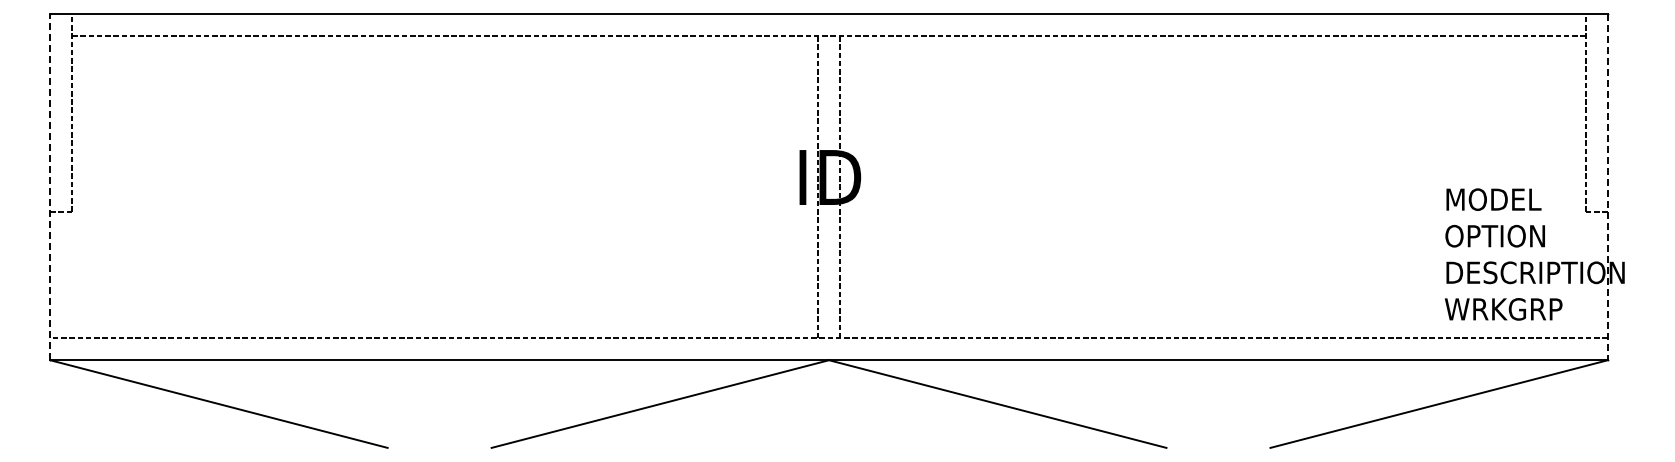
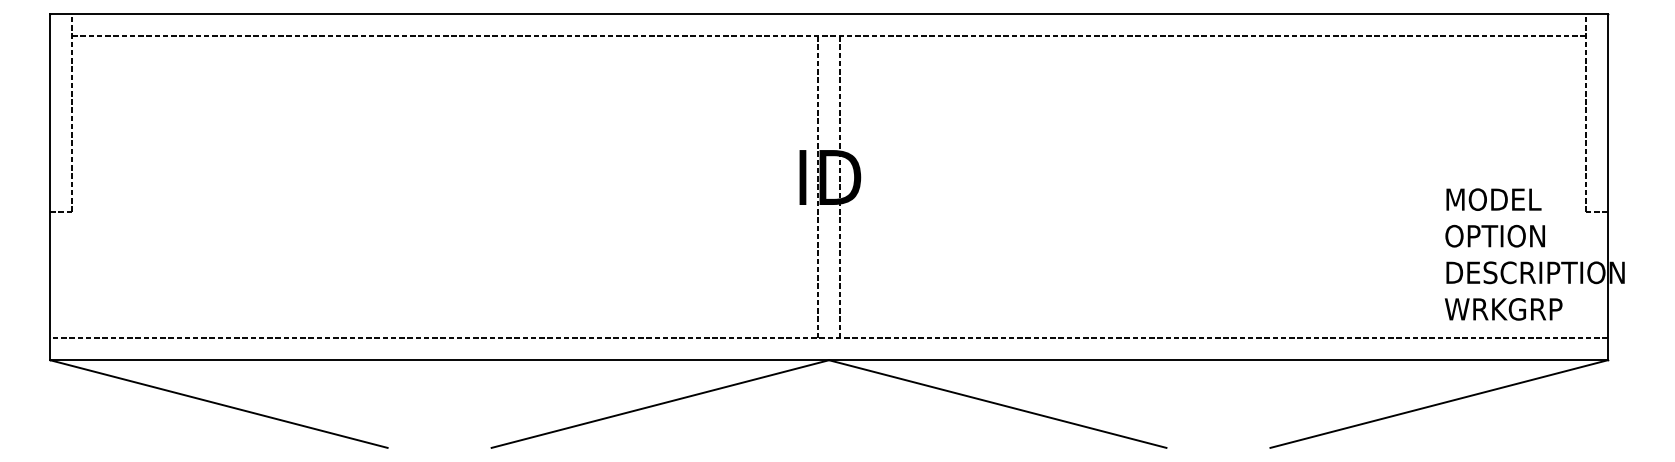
line: dashed -> solid (50, 186)
line: dashed -> solid (1607, 187)
